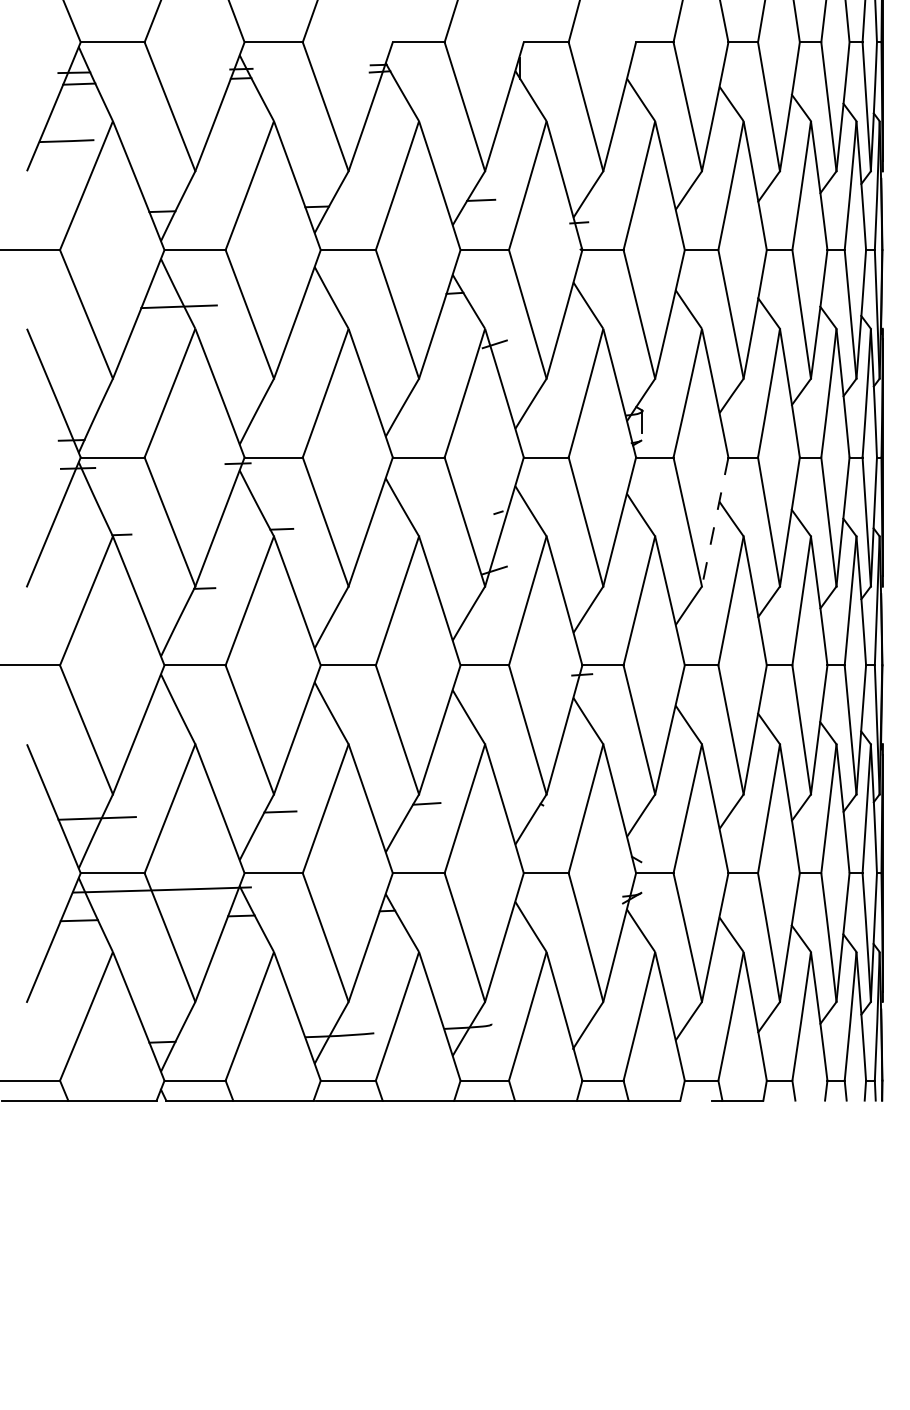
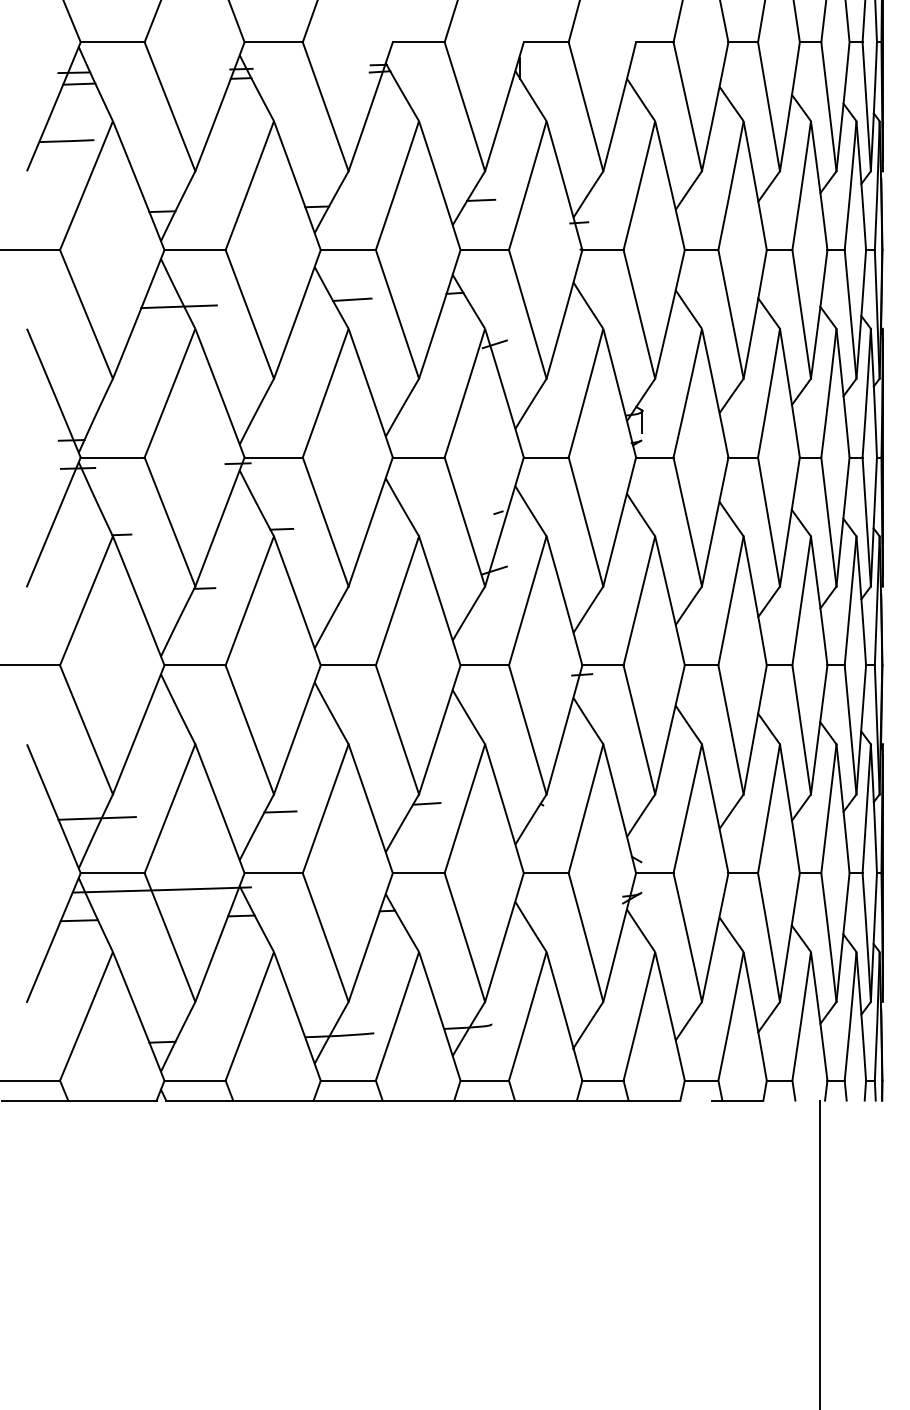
line: none -> present (352, 299)
line: dashed -> solid (715, 522)
line: none -> present (820, 1253)
